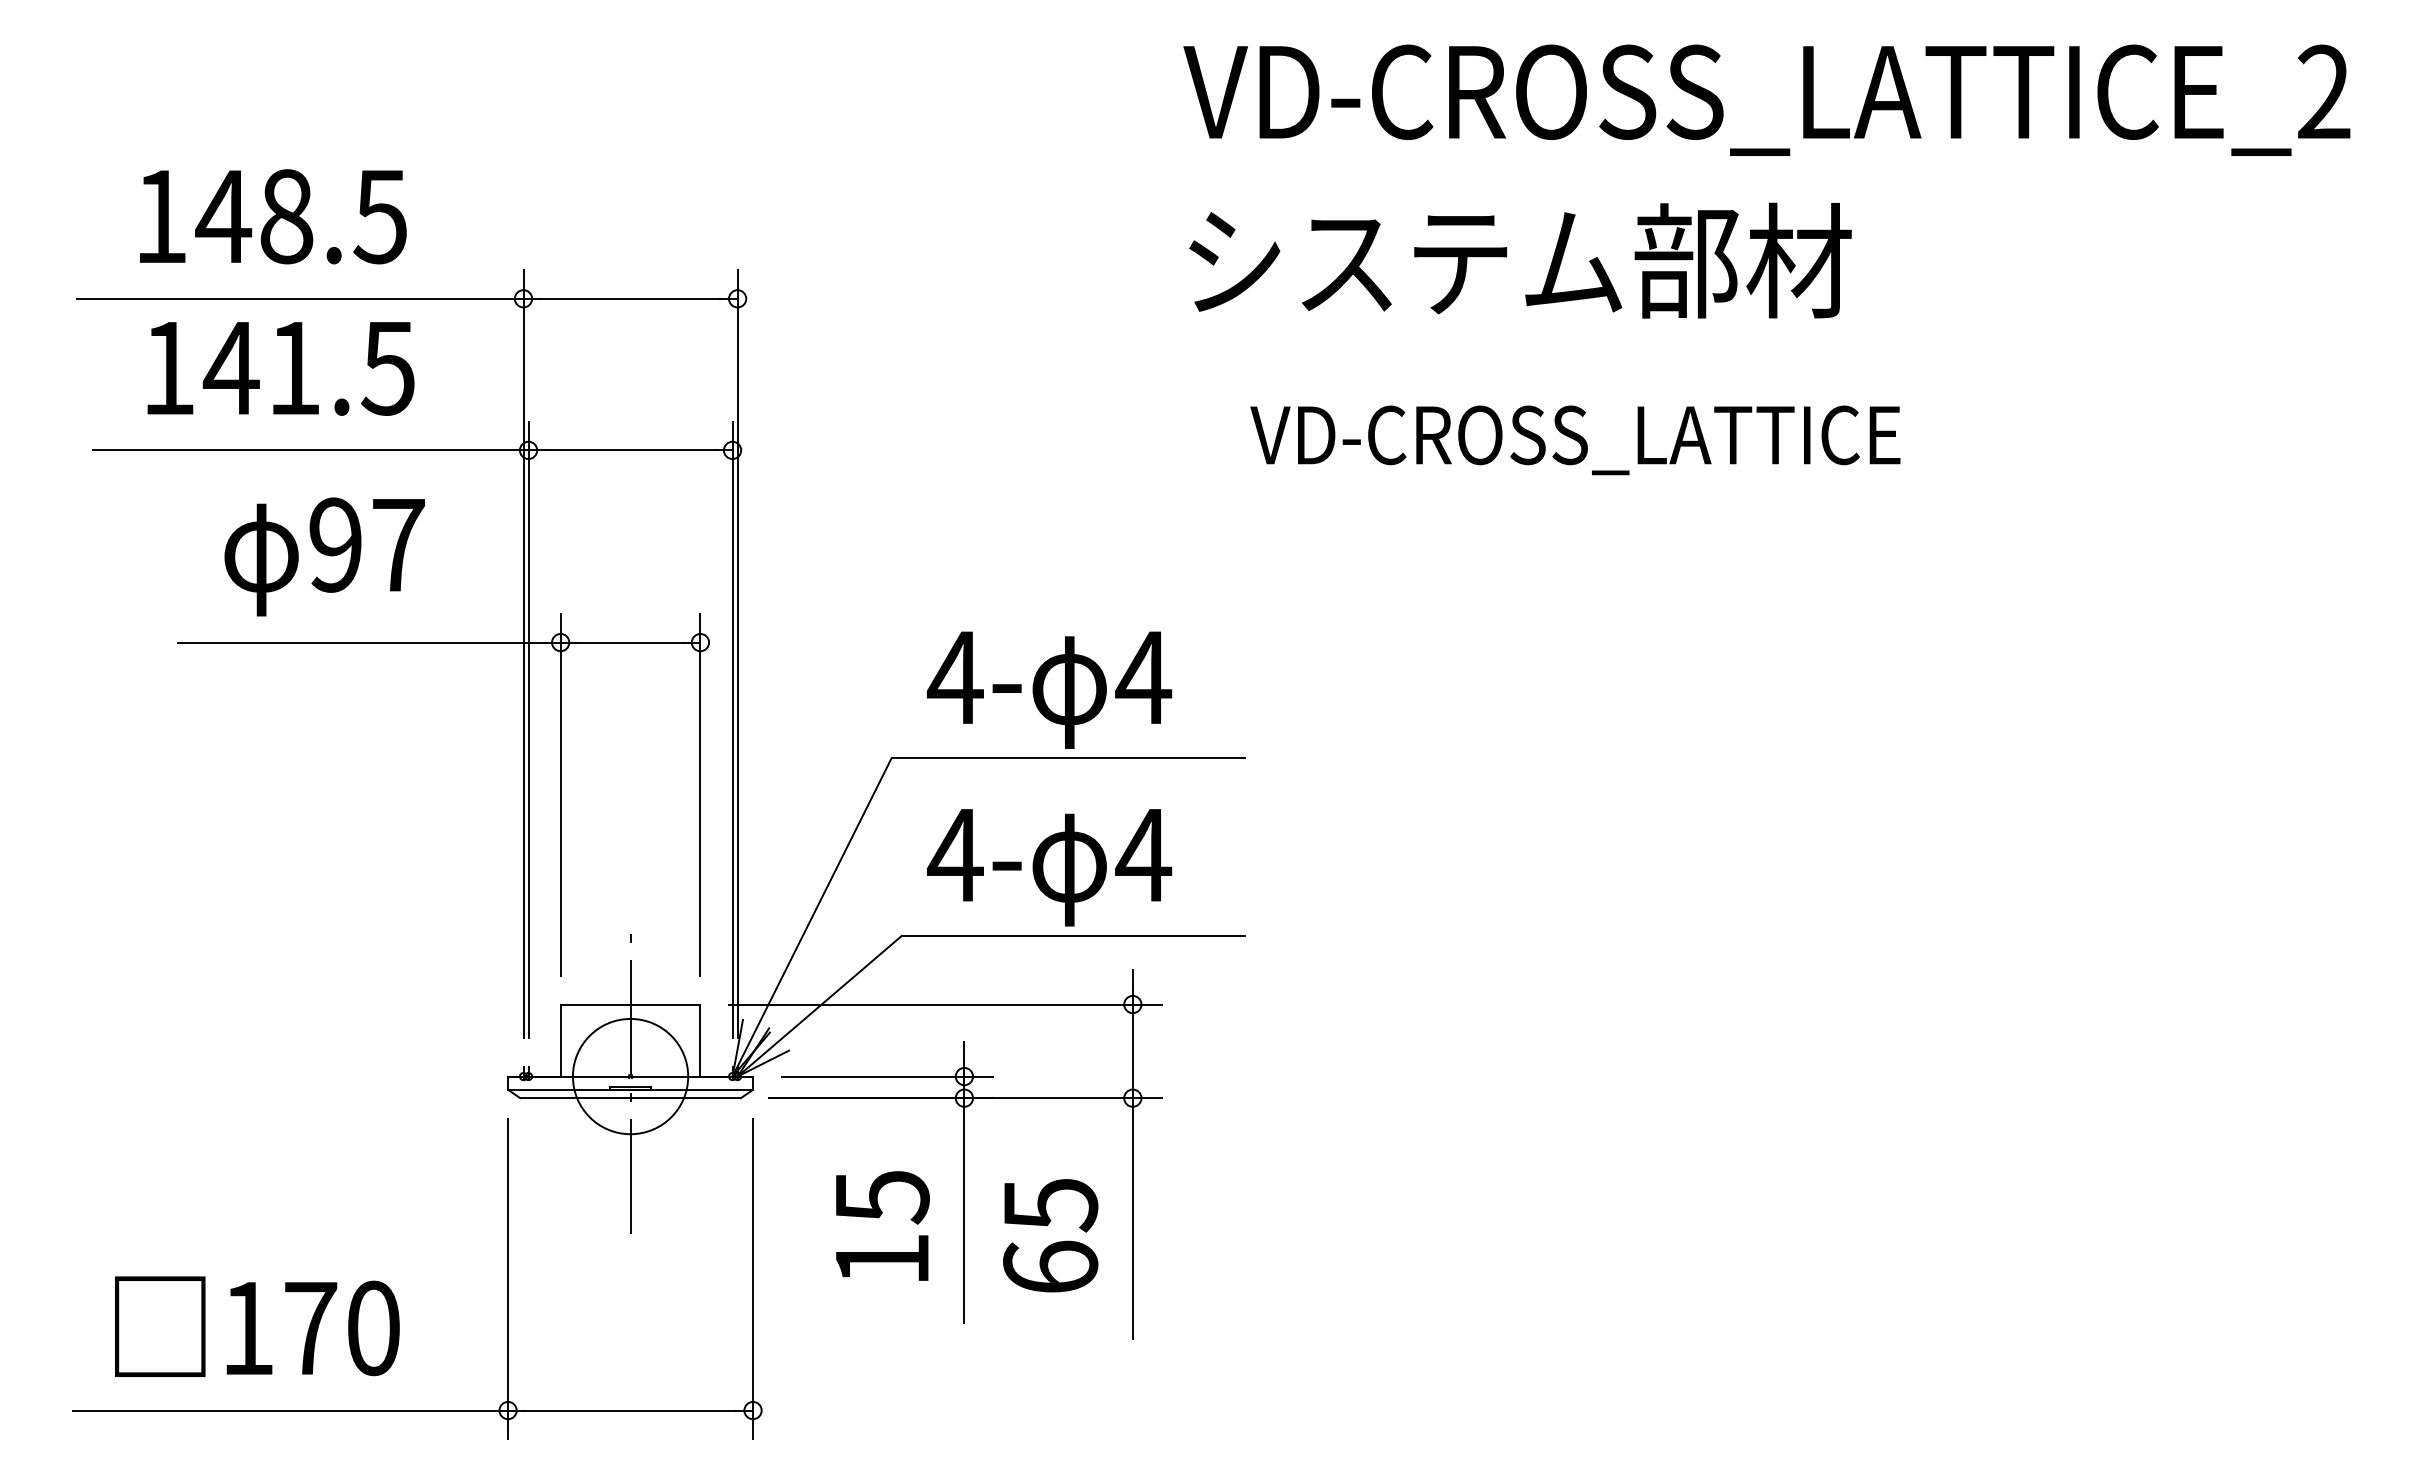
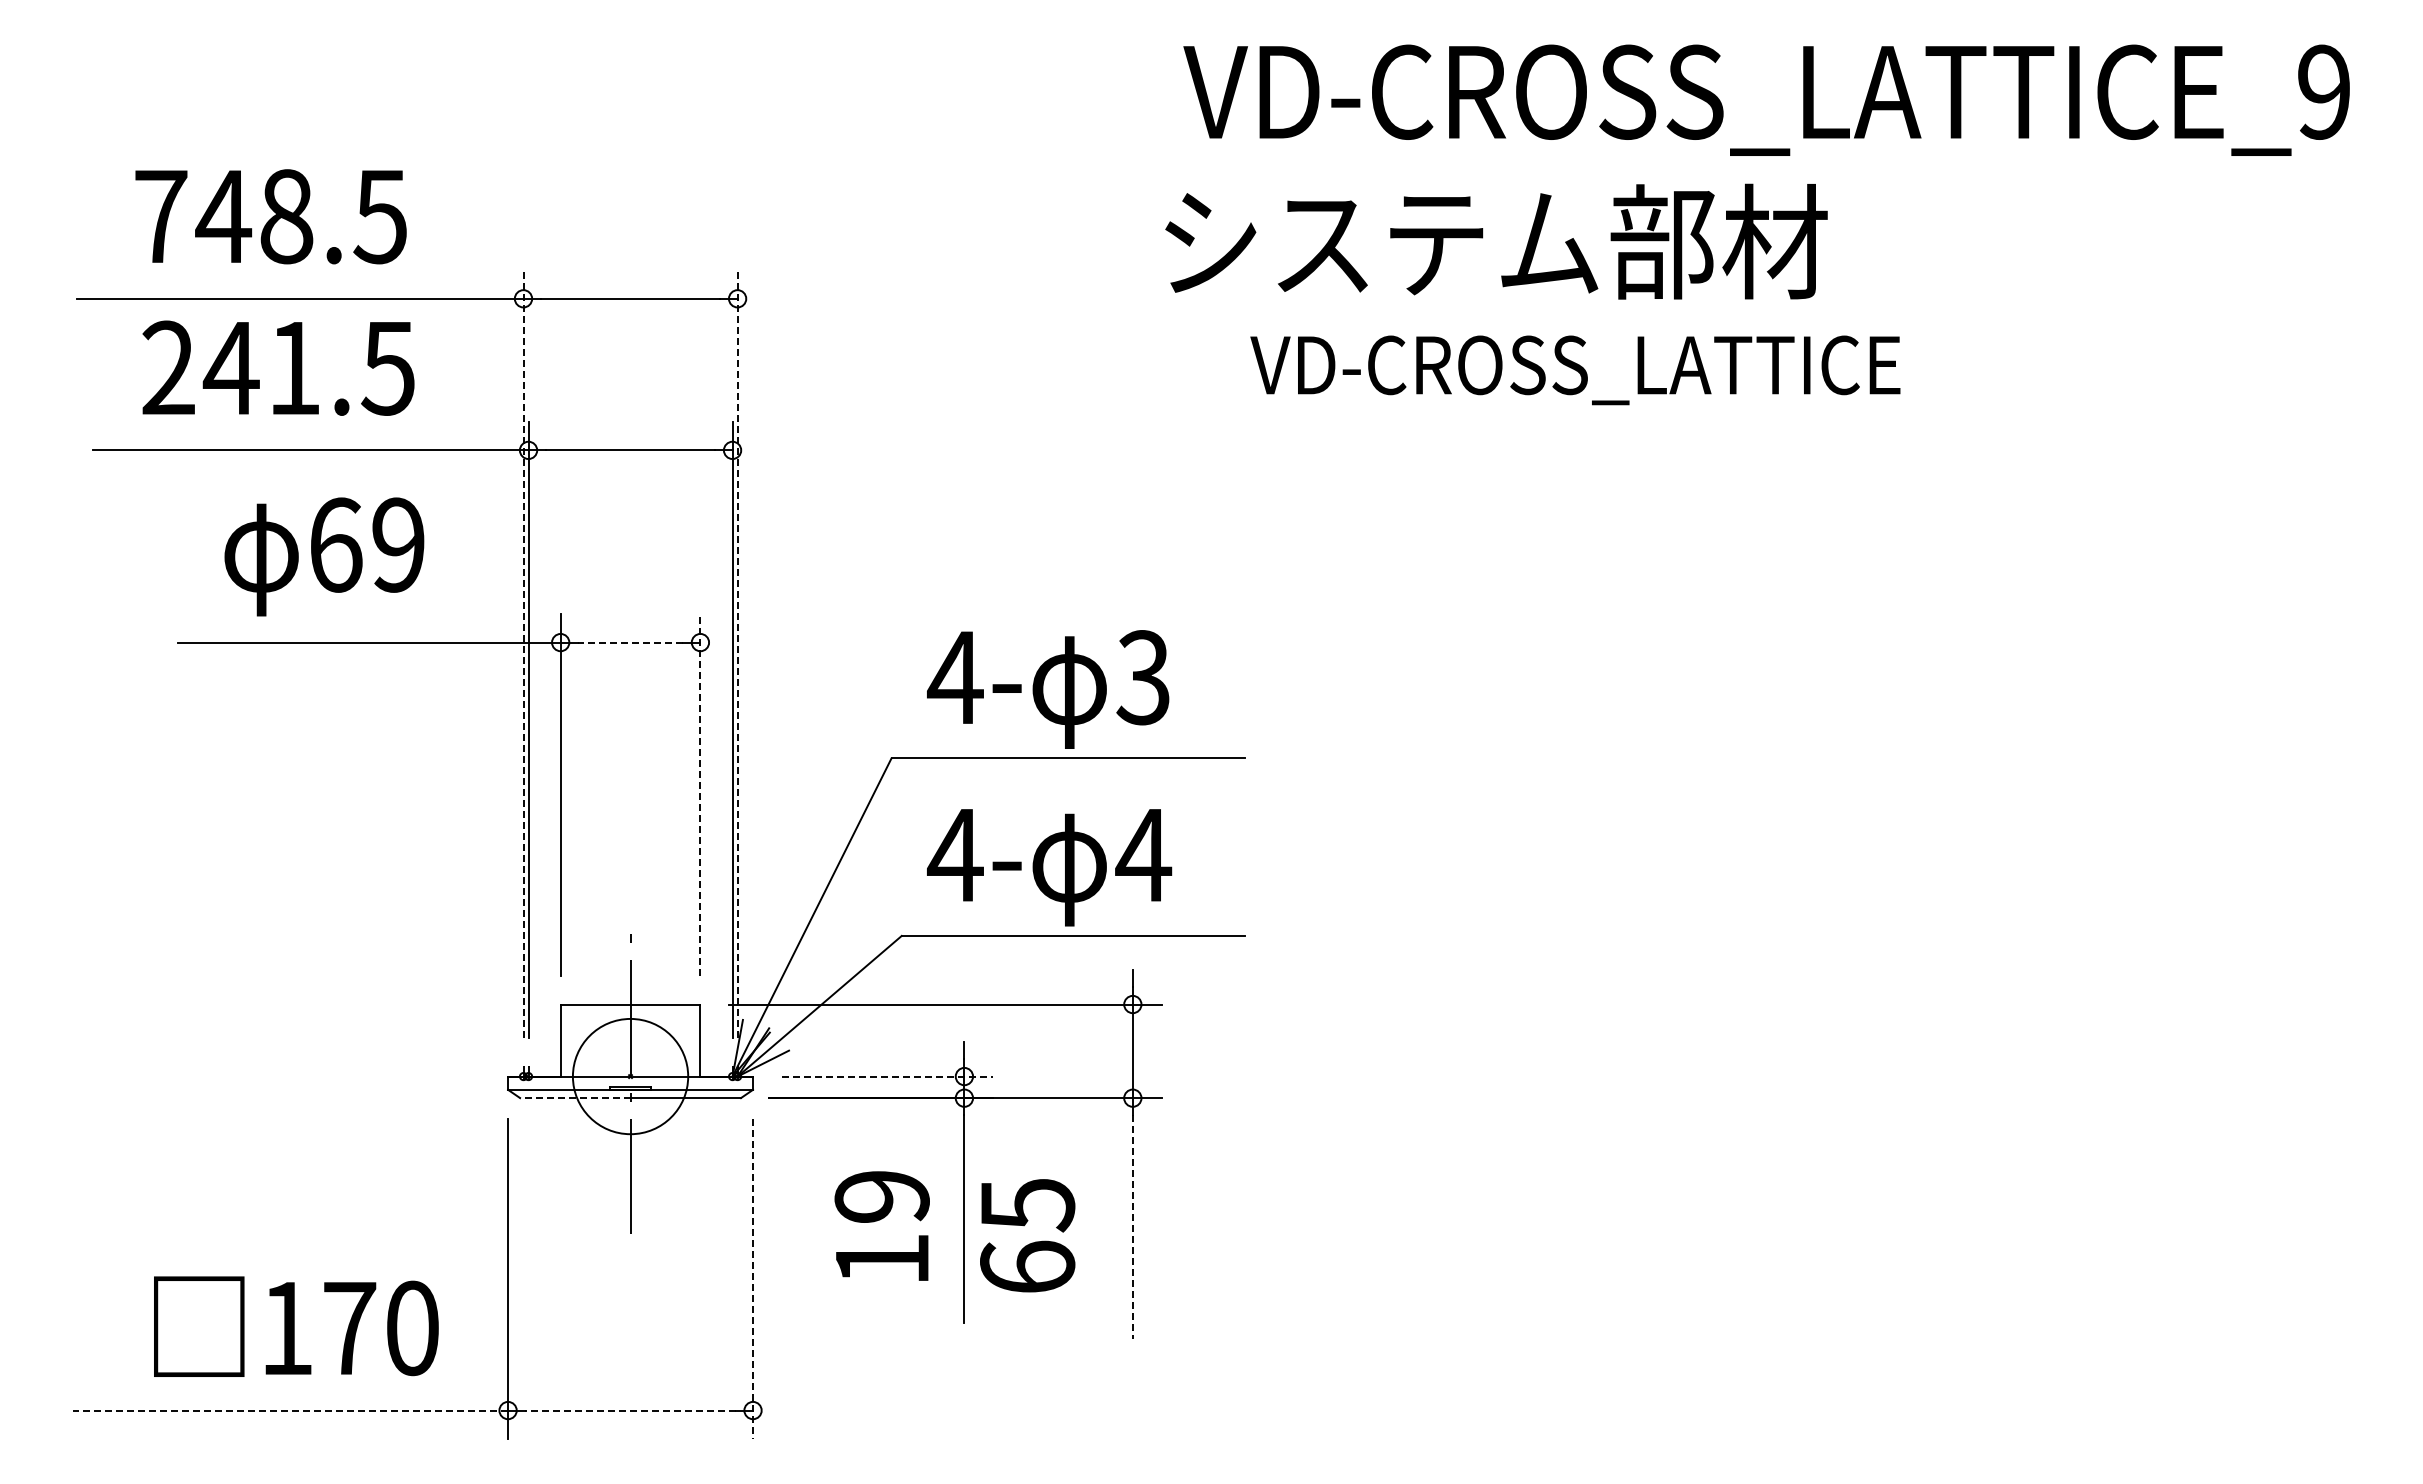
text: VD-CROSS_LATTICE_2 -> VD-CROSS_LATTICE_9 (2324, 92)
text: 148.5 -> 748.5 (161, 216)
text position: (1520, 260) -> (1496, 241) (1496, 241)
text: 141.5 -> 241.5 (168, 367)
text position: (1575, 440) -> (1575, 370) (1575, 370)
text: 97 -> 69 (366, 544)
line: solid -> dashed (630, 642)
line: solid -> dashed (523, 653)
line: solid -> dashed (737, 653)
text: 4 -> 3 (1143, 677)
line: solid -> dashed (700, 794)
line: solid -> dashed (887, 1076)
line: solid -> dashed (575, 1098)
text: 15 -> 19 (881, 1197)
line: solid -> dashed (1132, 1227)
text position: (1050, 1235) -> (1027, 1235) (1027, 1235)
line: solid -> dashed (753, 1279)
text position: (257, 1326) -> (296, 1326) (296, 1326)
line: solid -> dashed (290, 1410)
line: solid -> dashed (630, 1410)
